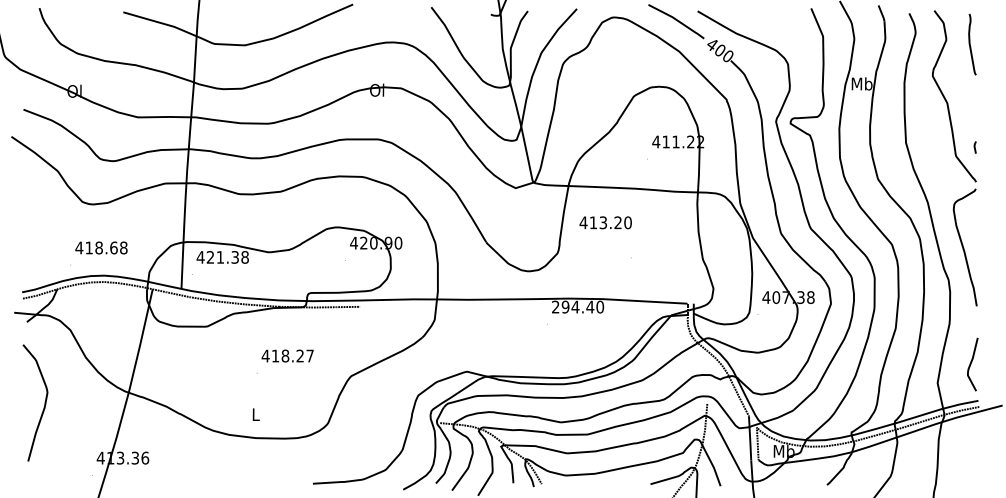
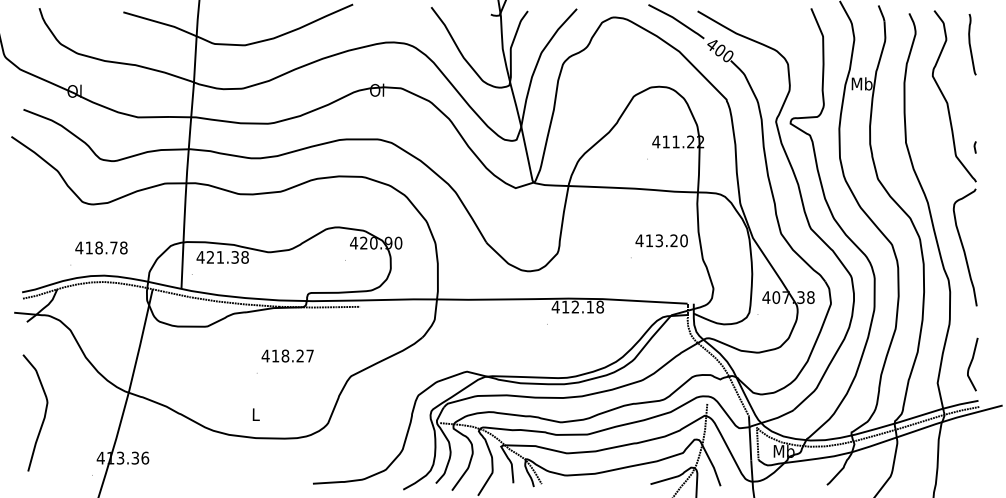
text position: (605, 222) -> (661, 240) (661, 240)
text: 418.68 -> 418.78 (113, 247)
text: 294.40 -> 412.18 (577, 306)
curve position: (44, 402) -> (44, 412) (44, 412)
